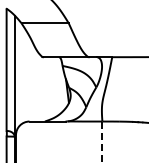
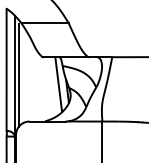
line: none -> present (18, 75)
line: none -> present (58, 84)
line: dashed -> solid (102, 142)
